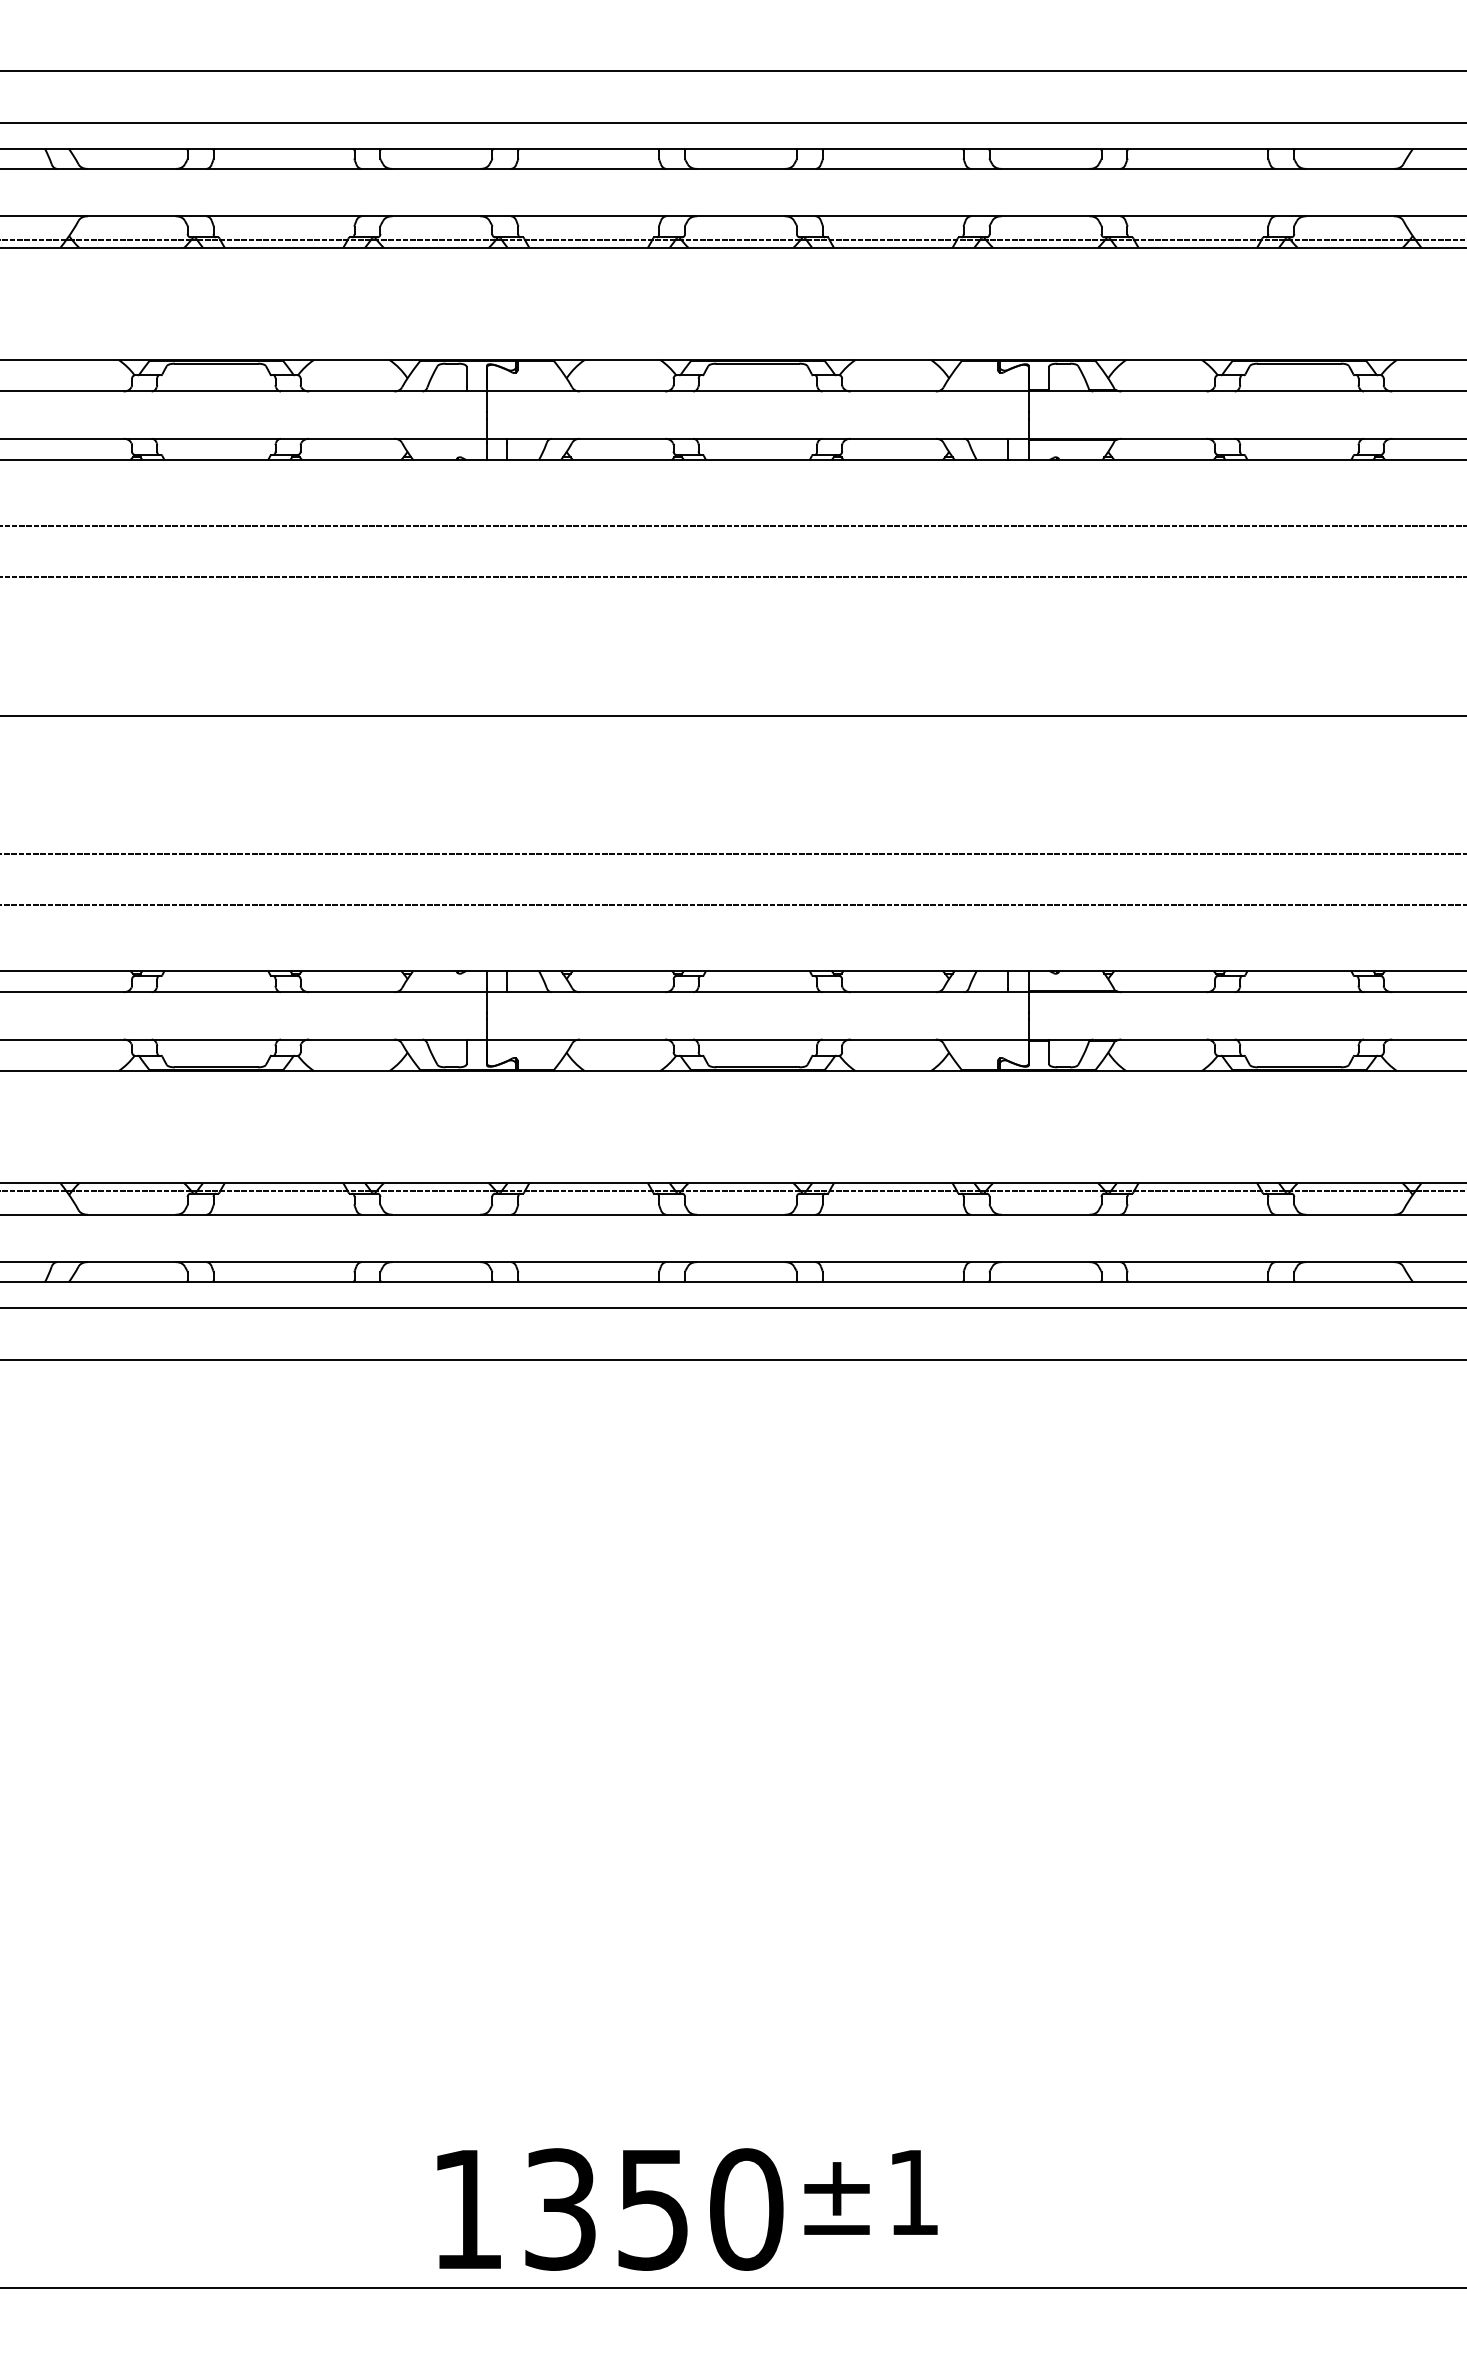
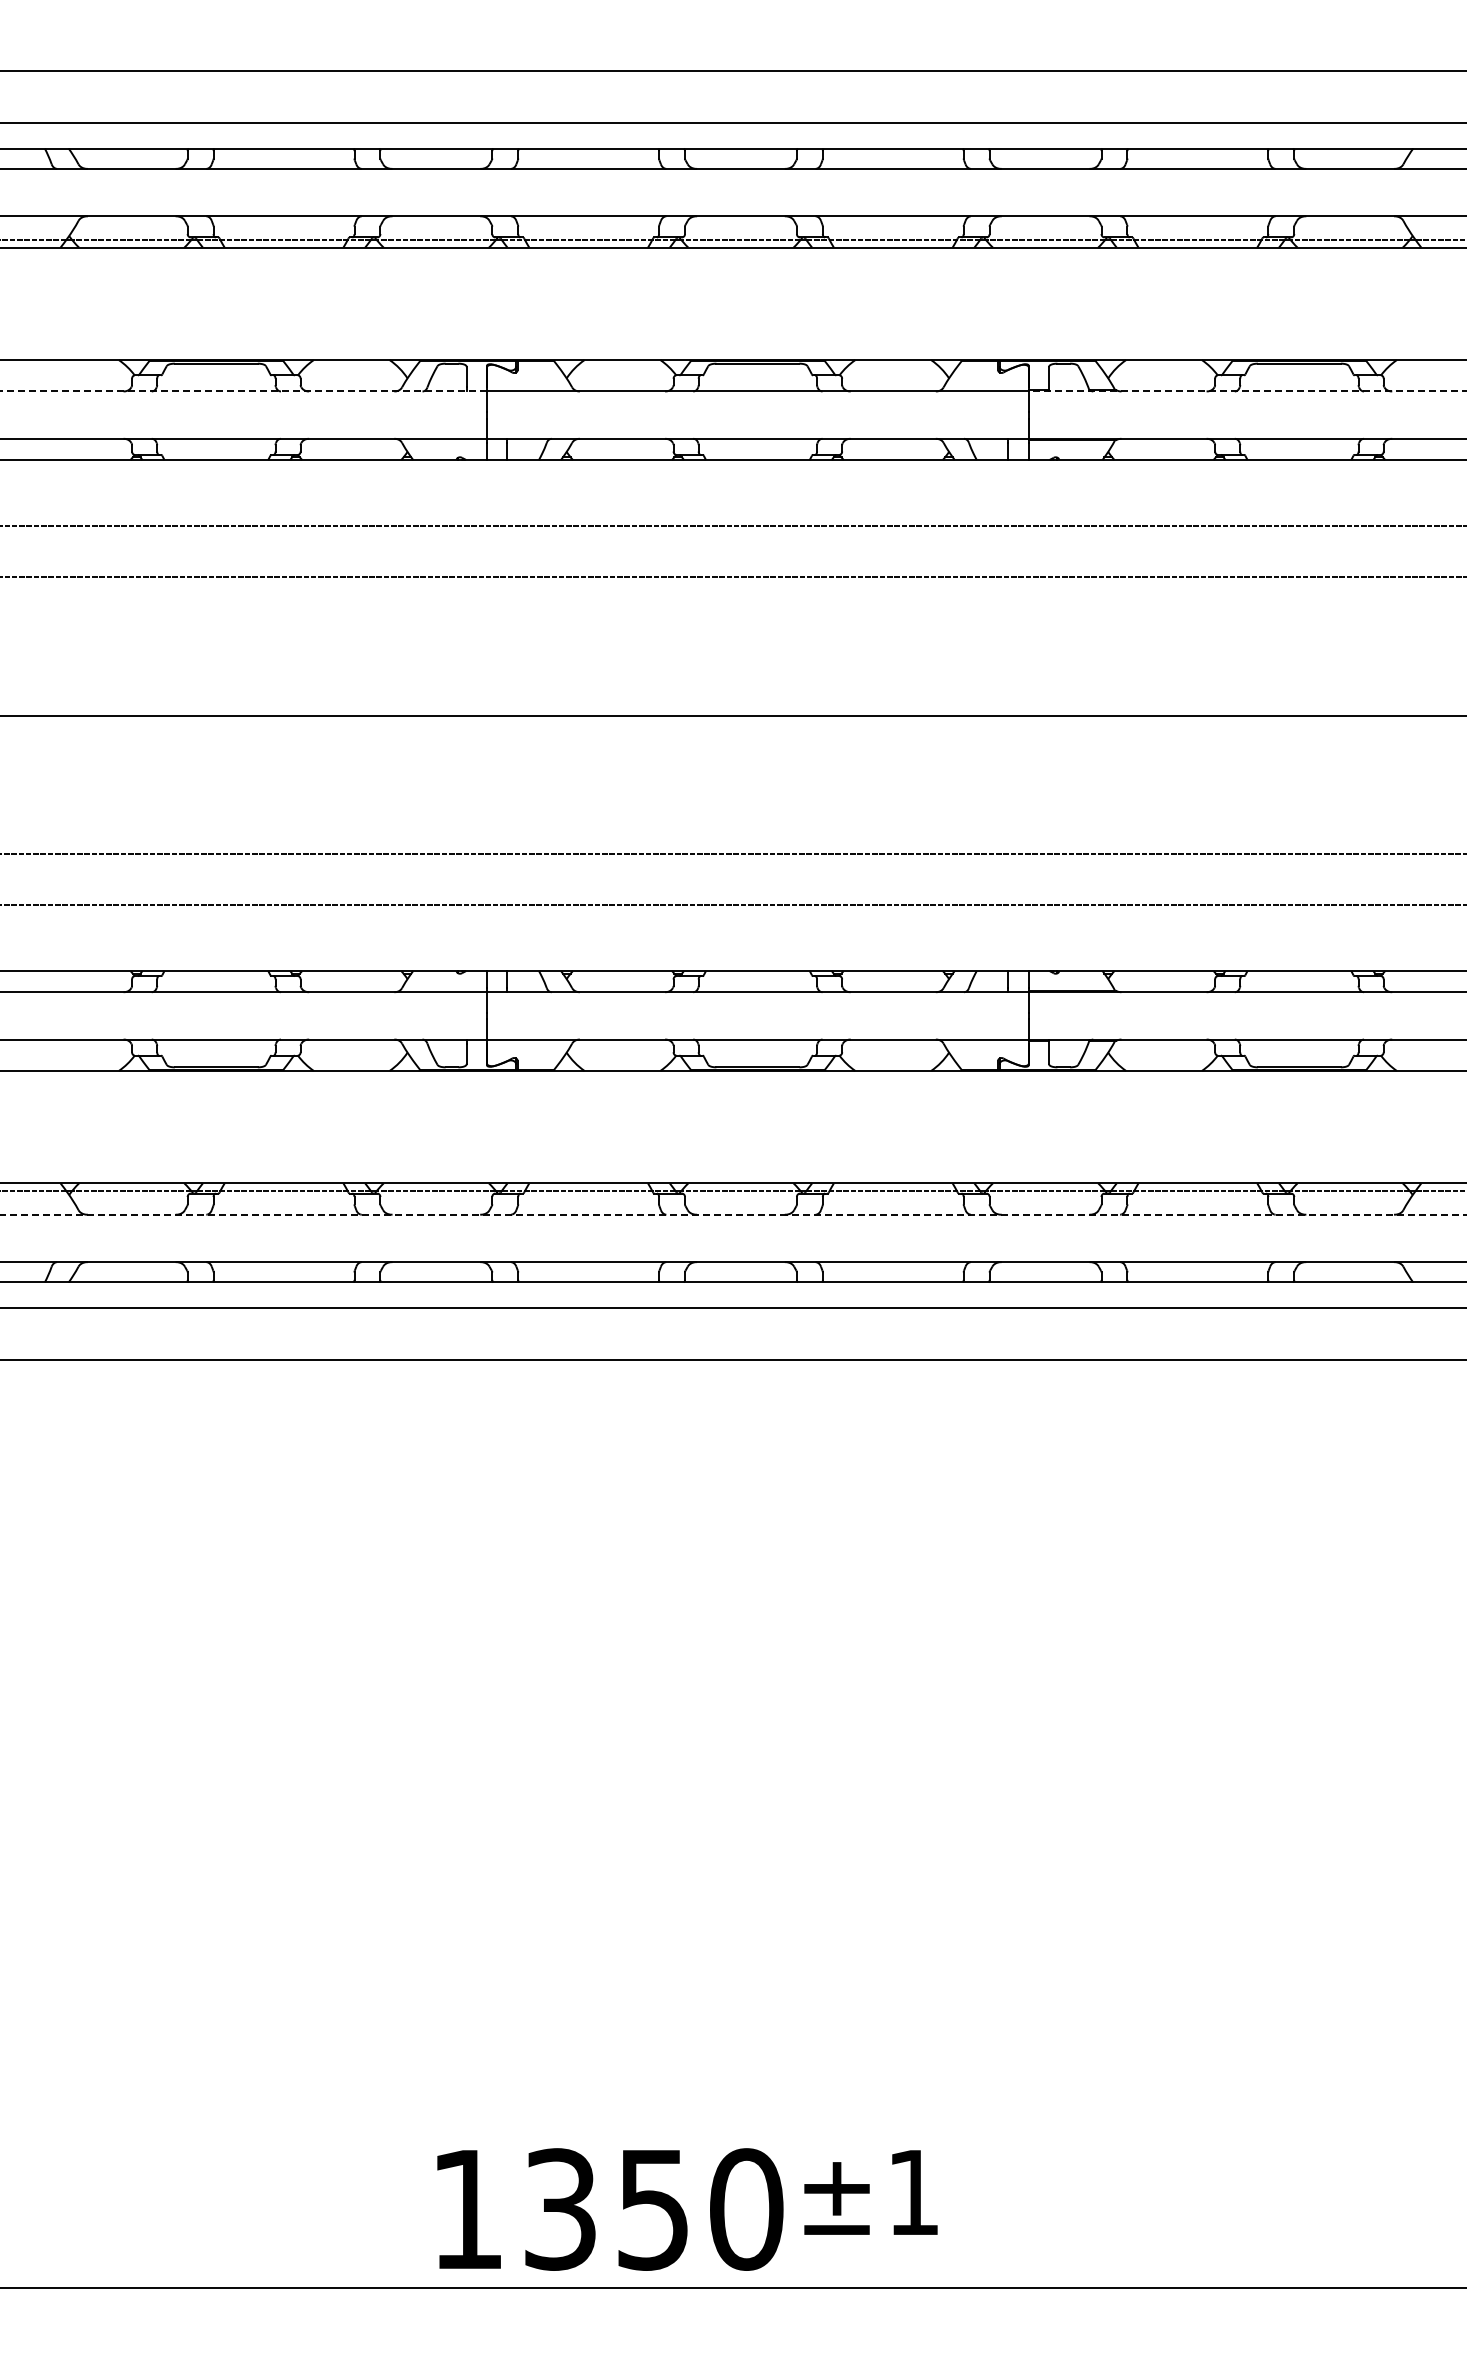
line: solid -> dashed (243, 391)
line: solid -> dashed (1247, 391)
line: solid -> dashed (732, 1214)
